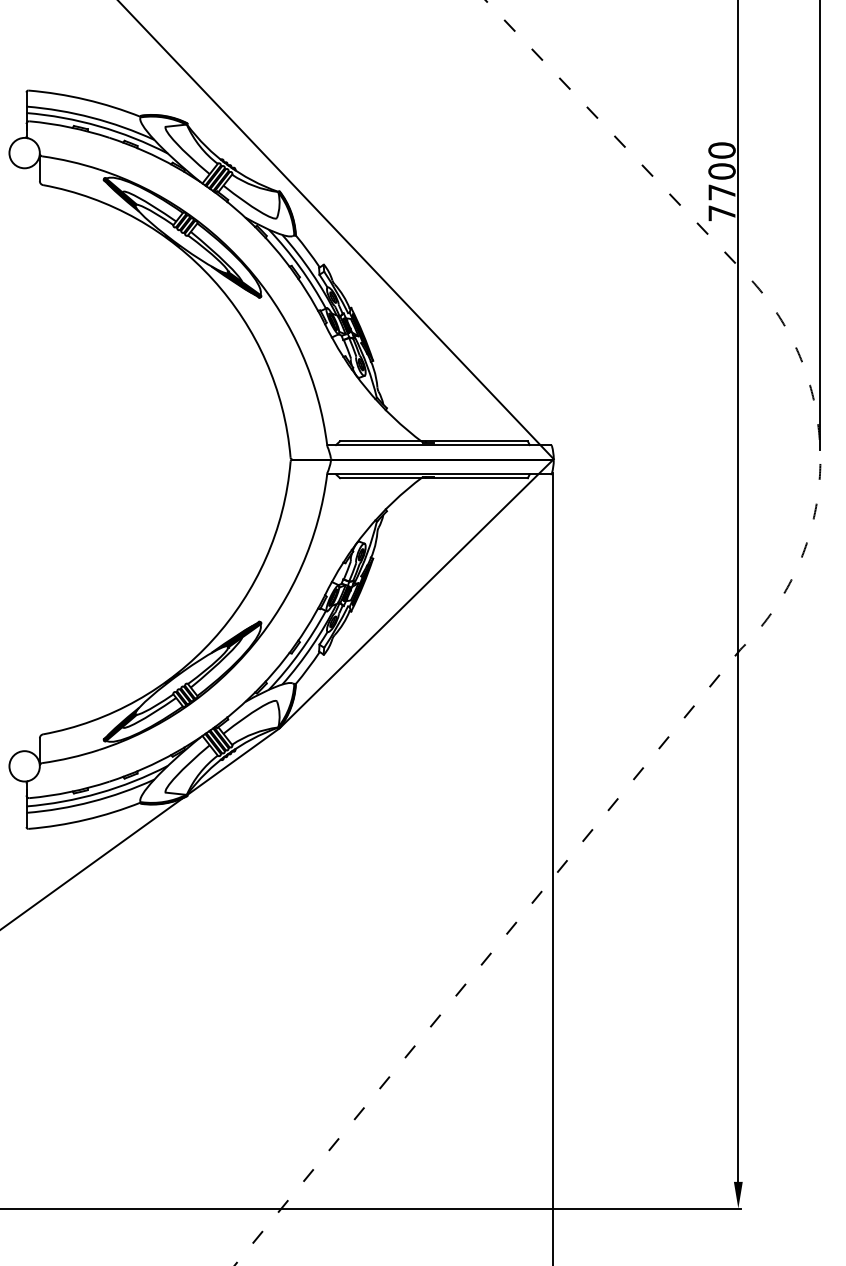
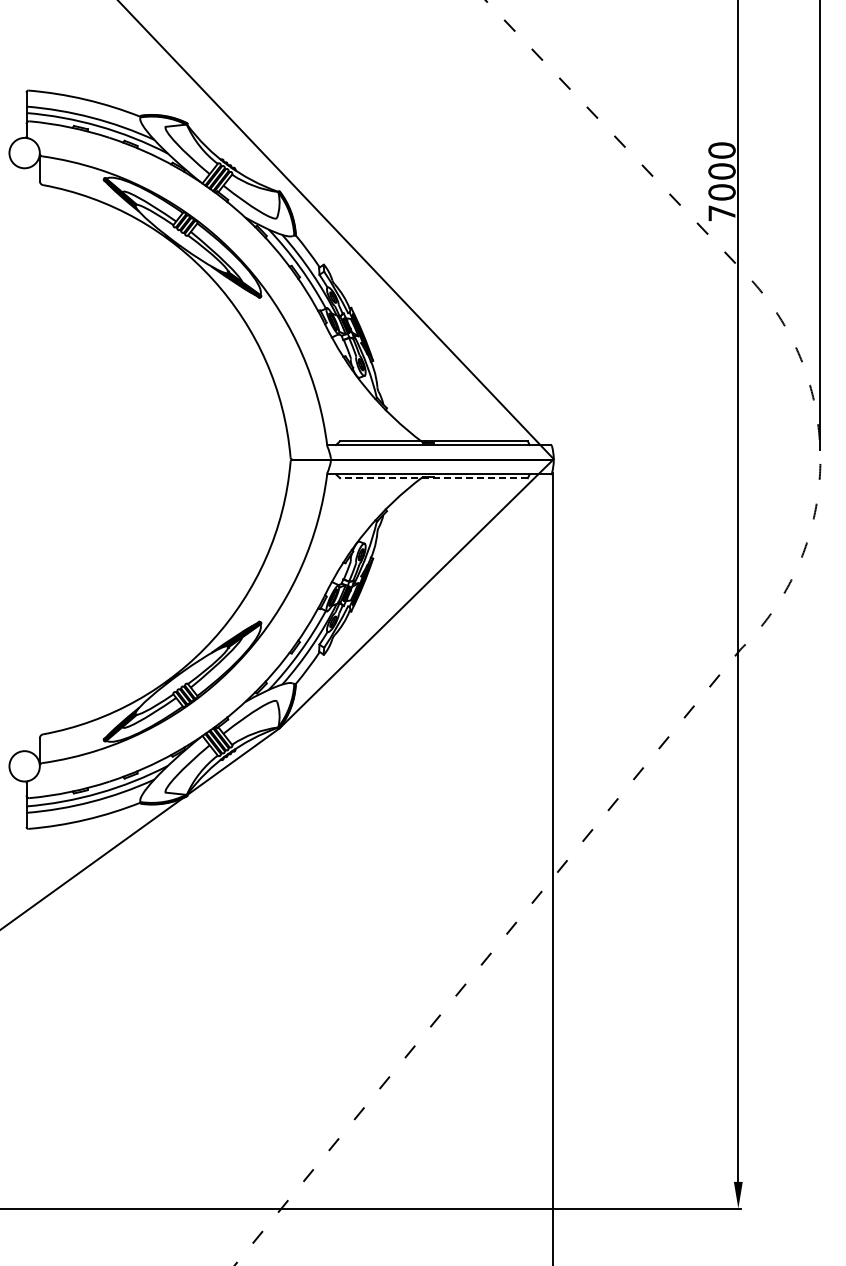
text: 7700 -> 7000 (721, 192)
line: solid -> dashed (433, 478)
